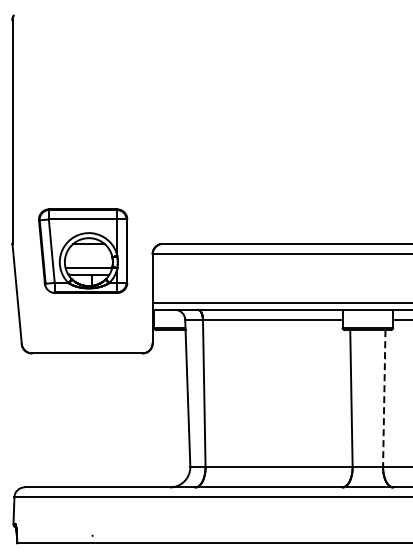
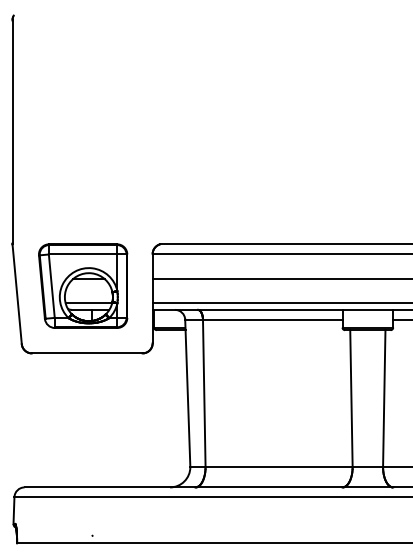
part position: (83, 250) -> (83, 285) (83, 285)
line: none -> present (280, 279)
line: dashed -> solid (384, 399)
